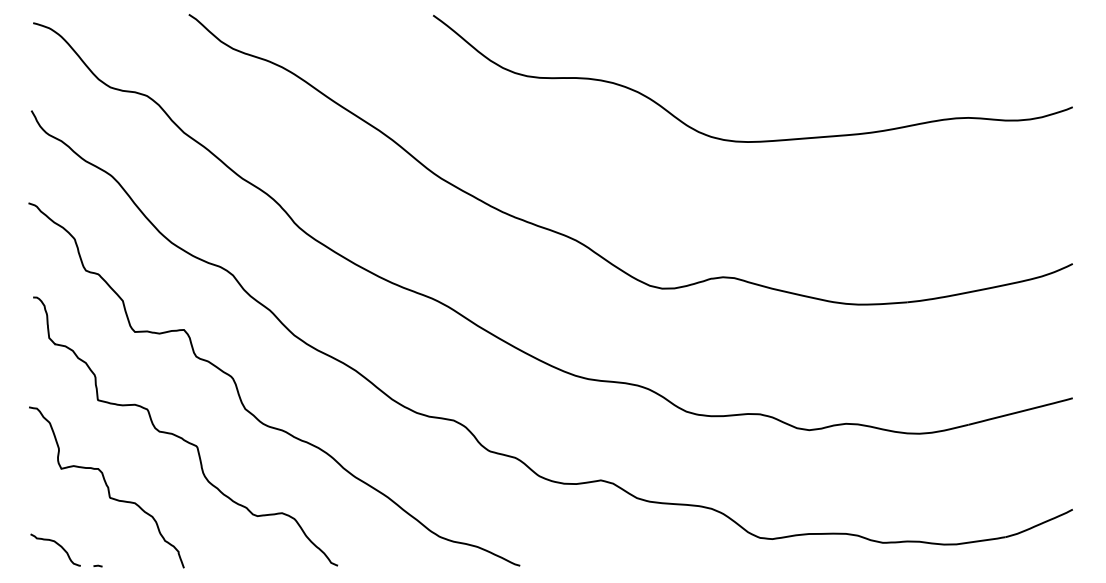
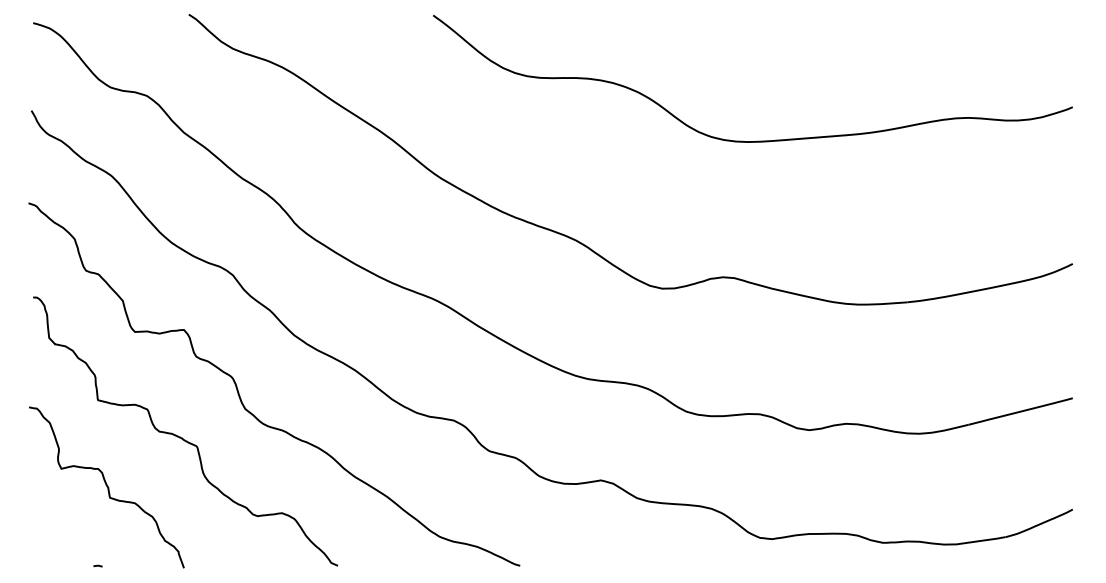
curve: present -> none (58, 545)
